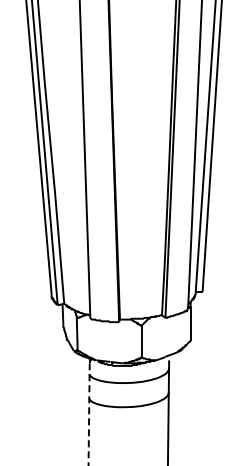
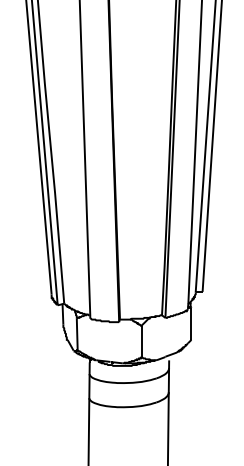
line: dashed -> solid (89, 414)
